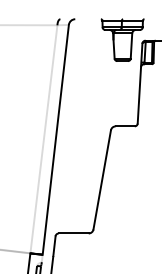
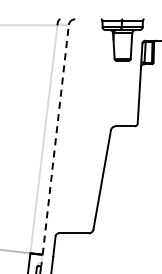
line: solid -> dashed (55, 139)
